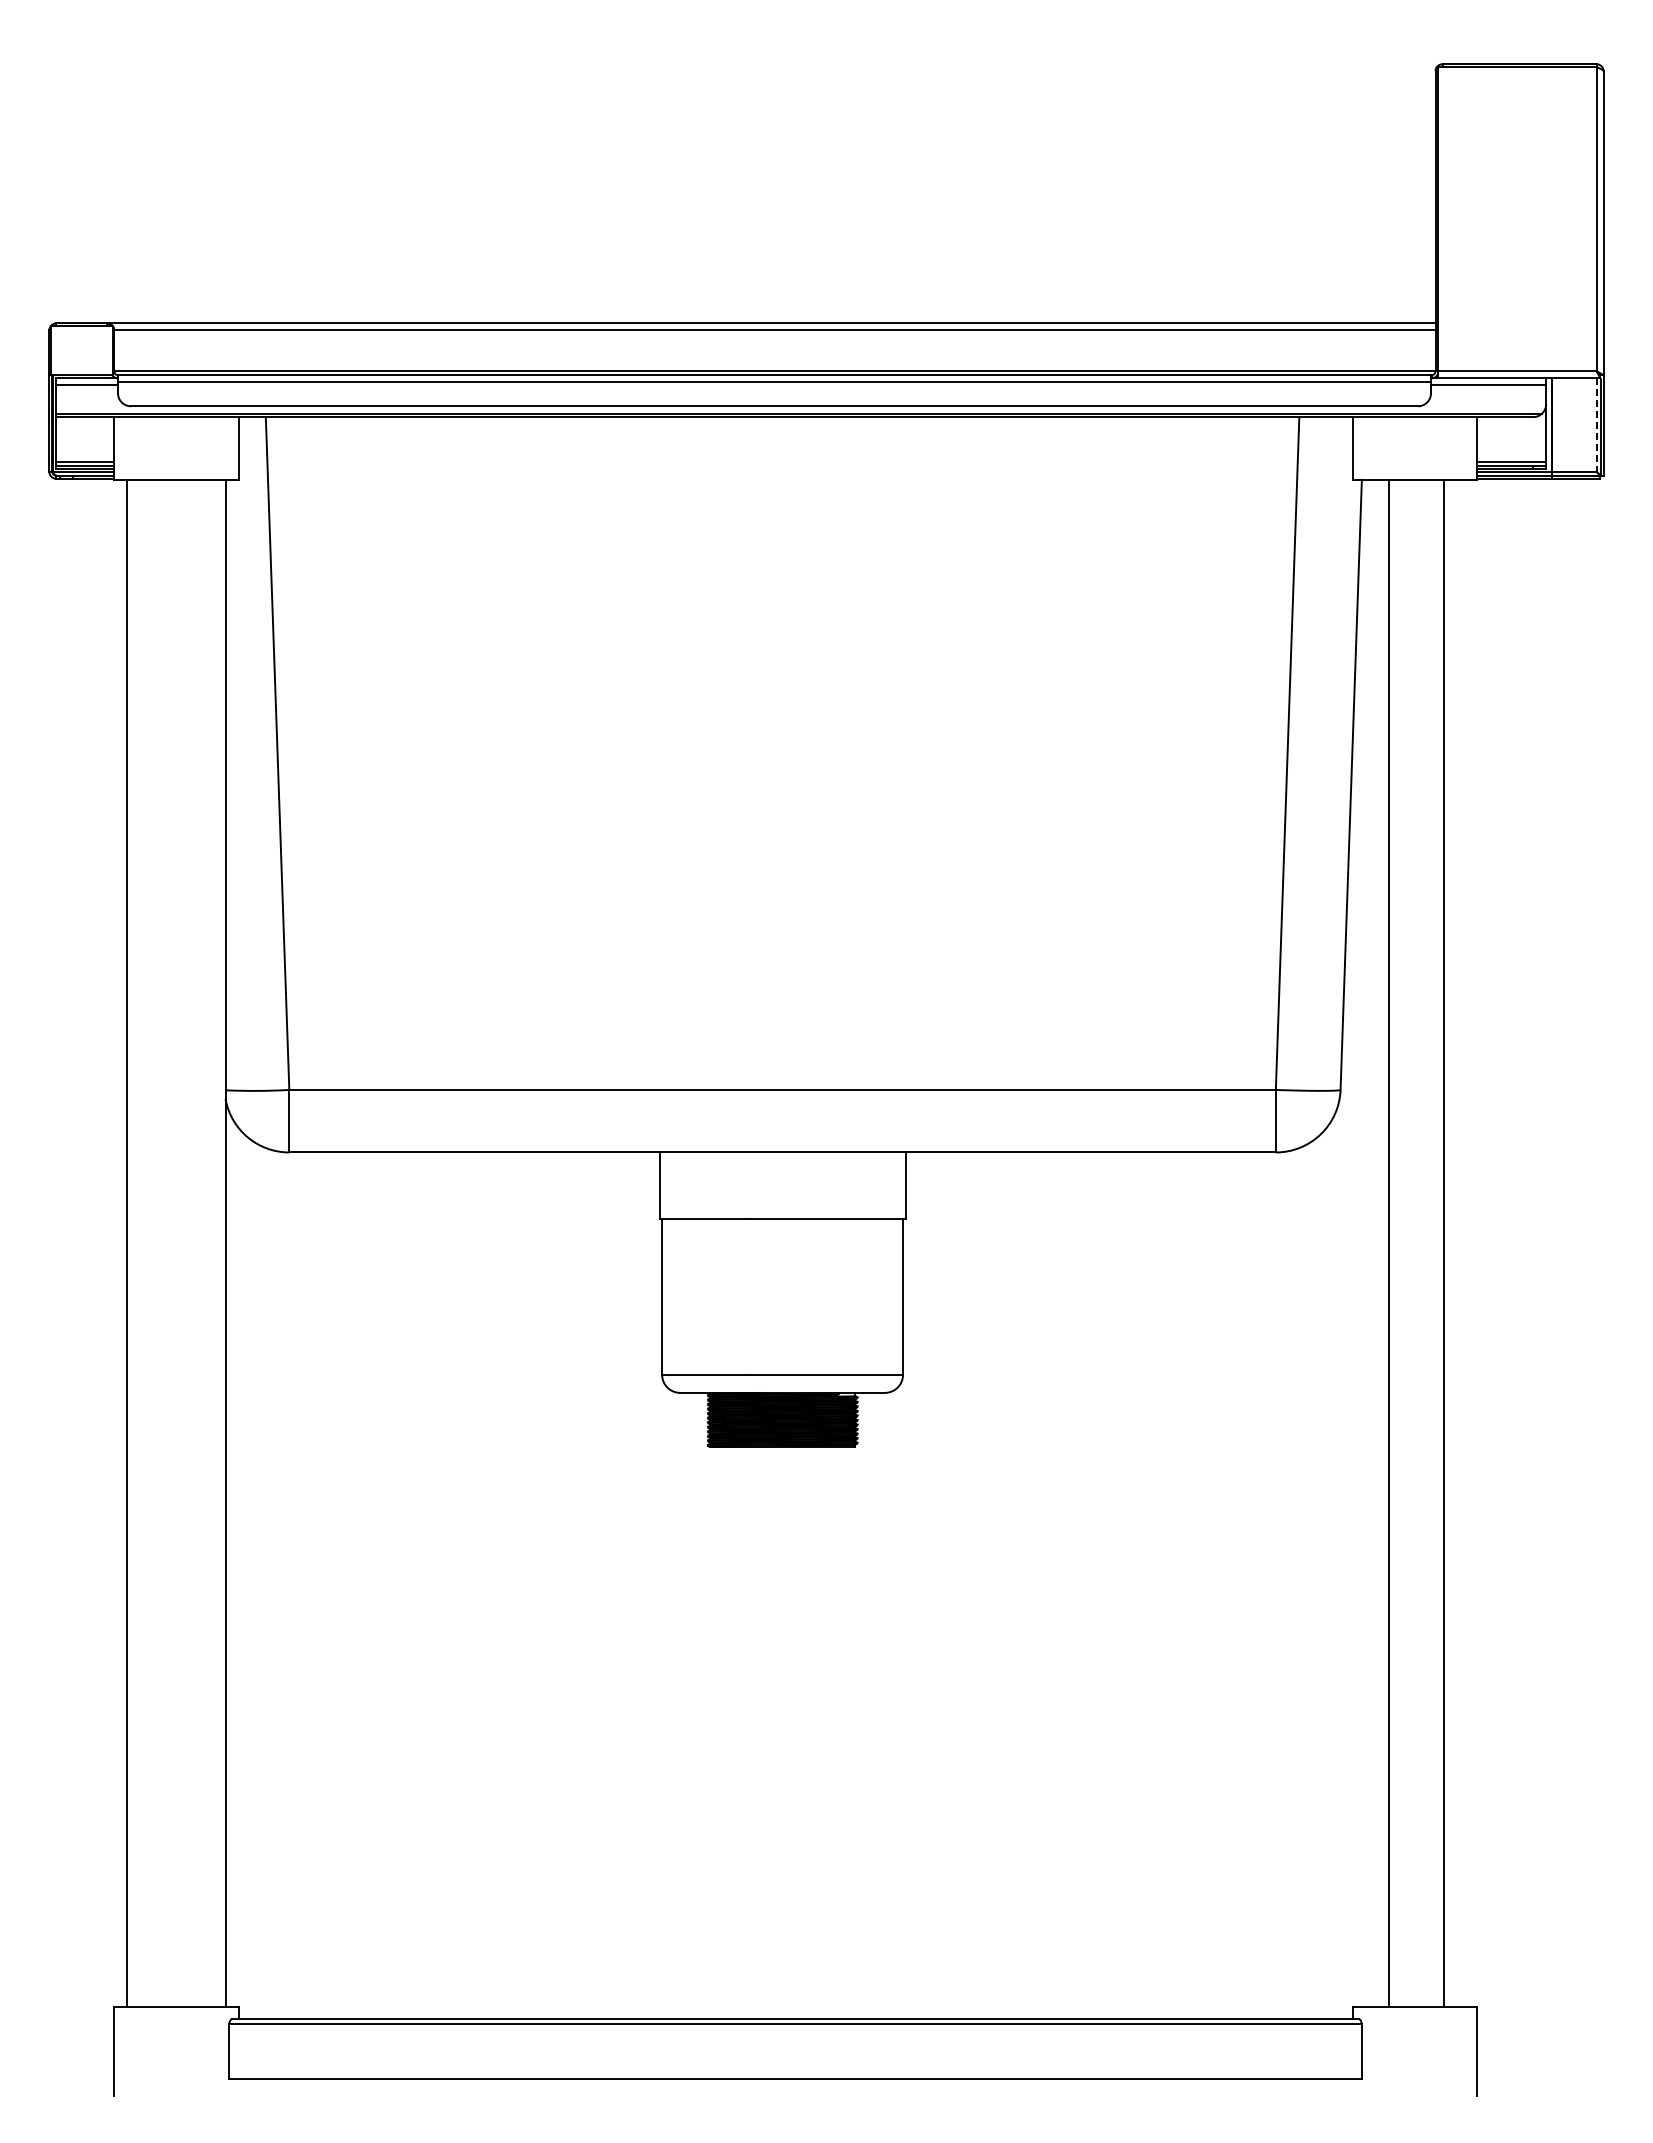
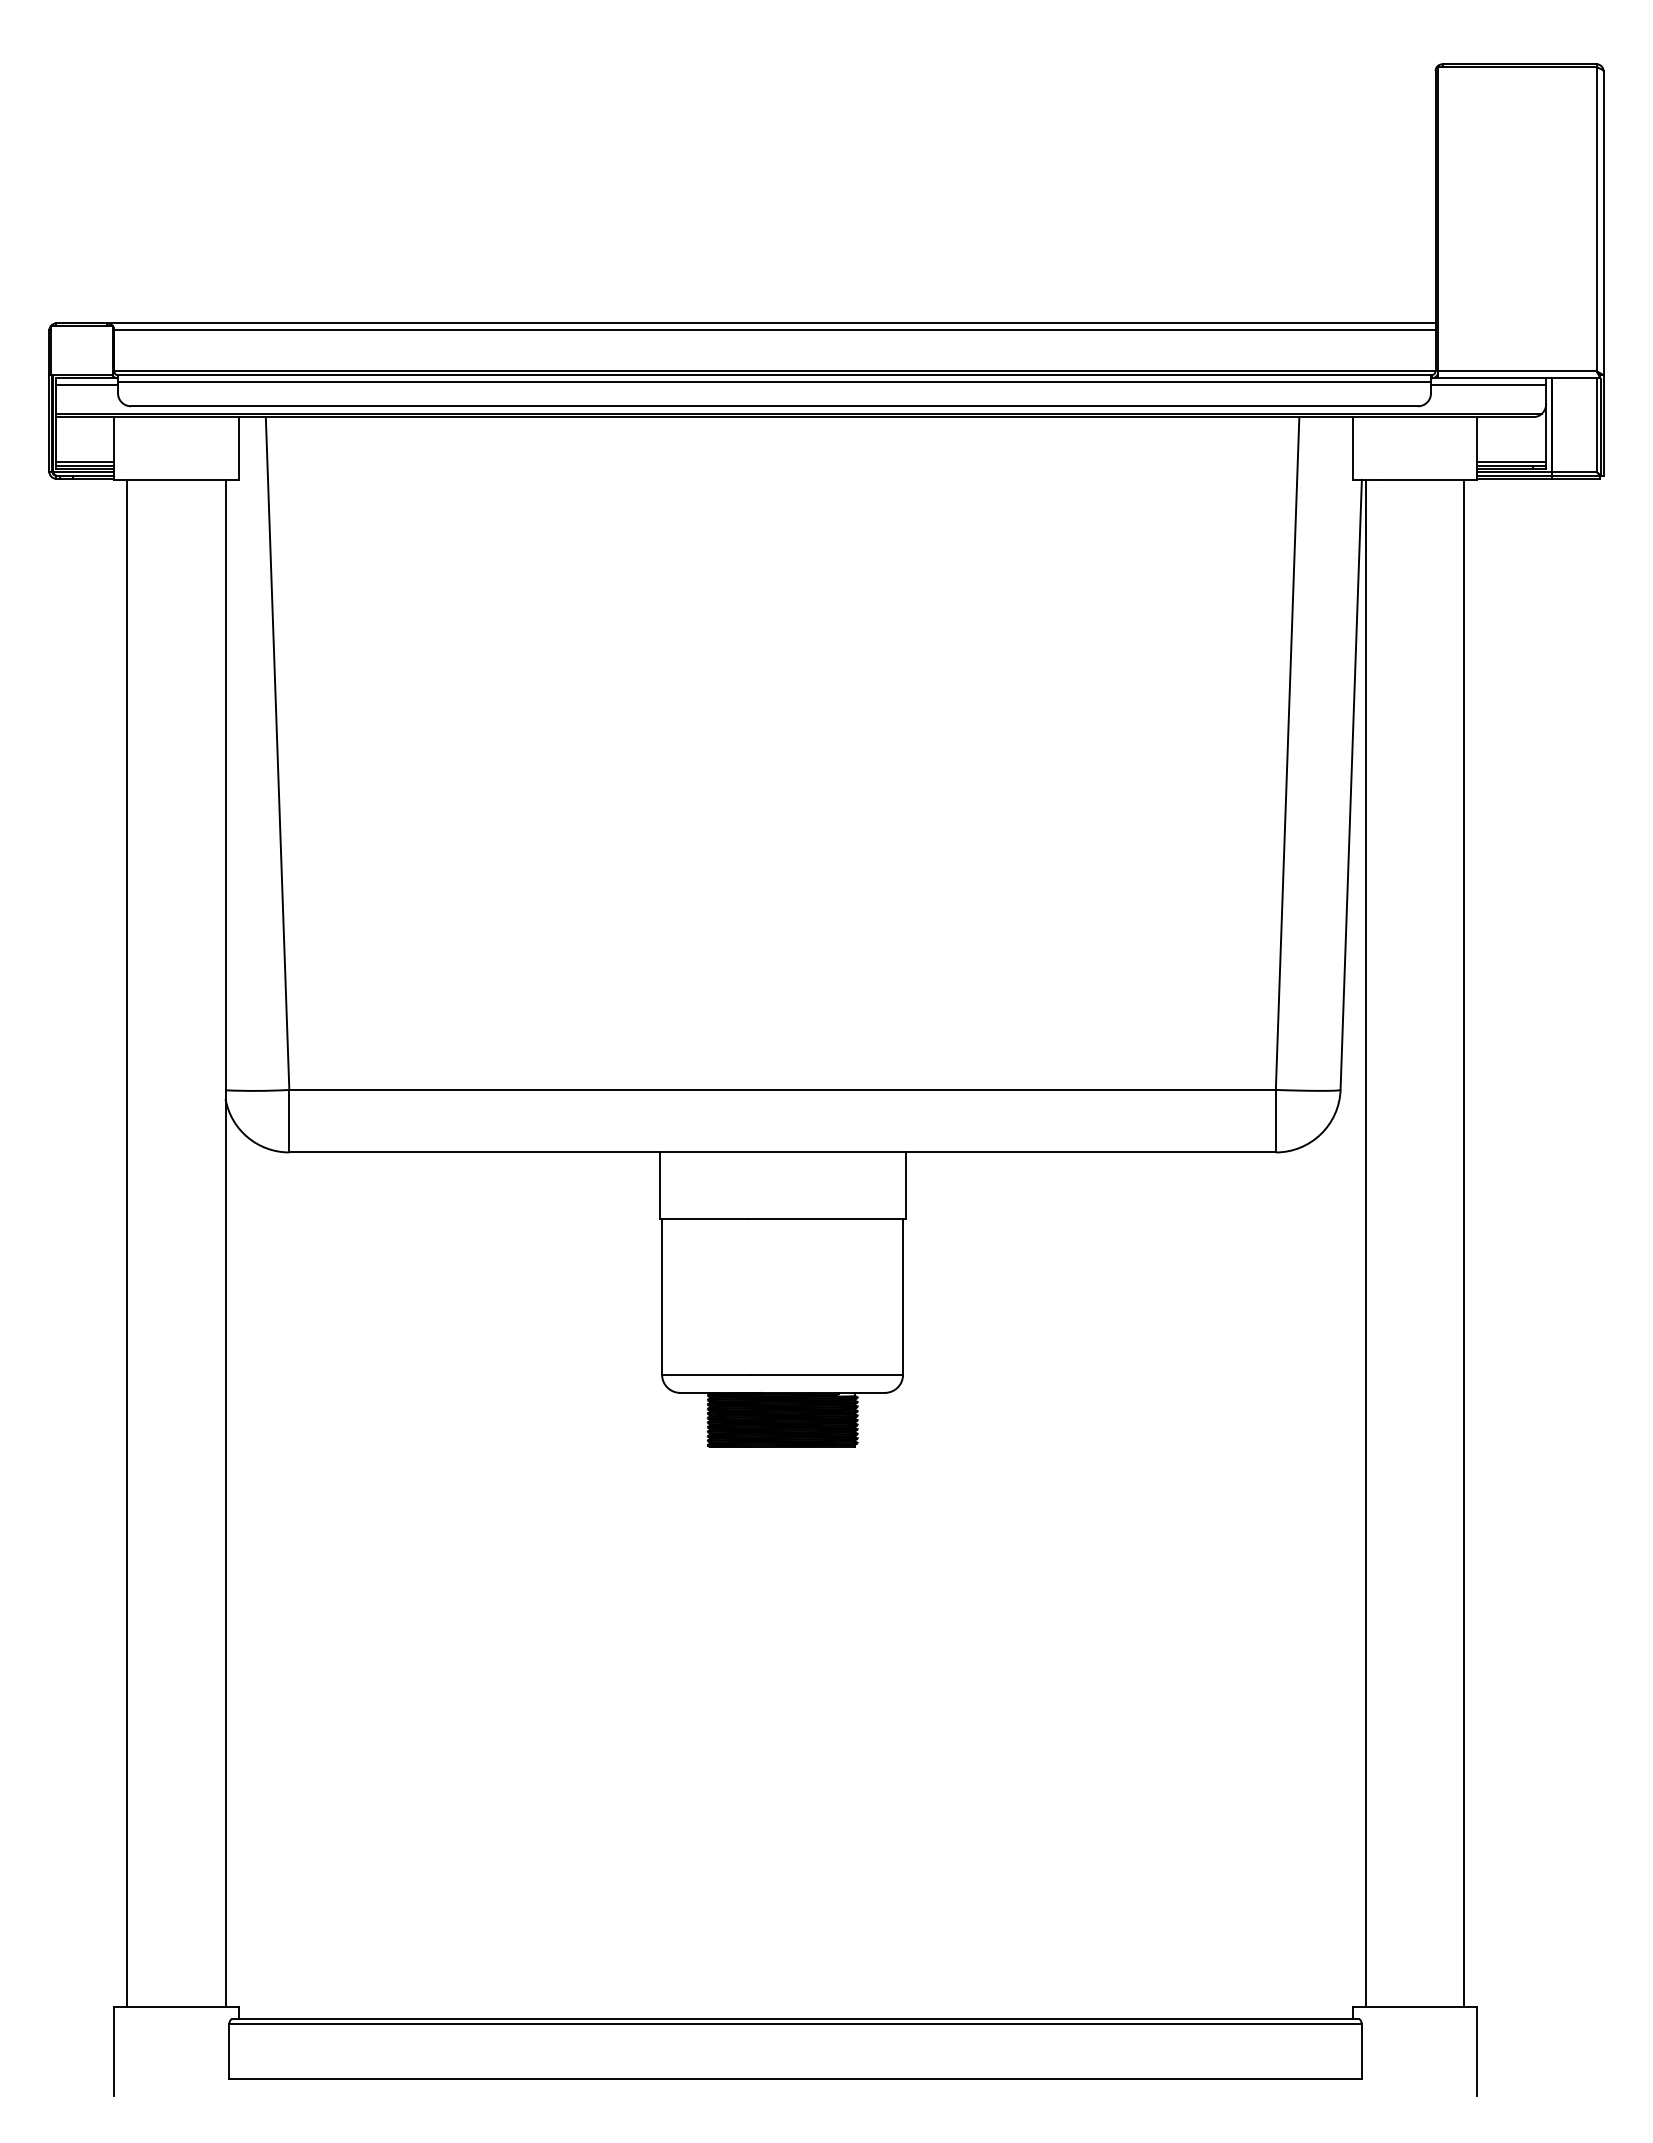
line: dashed -> solid (1596, 425)
line position: (1388, 1243) -> (1365, 1243) (1365, 1243)
line position: (1443, 1243) -> (1463, 1243) (1463, 1243)
